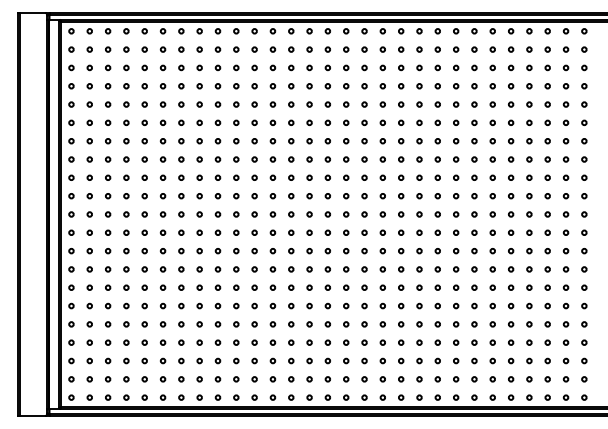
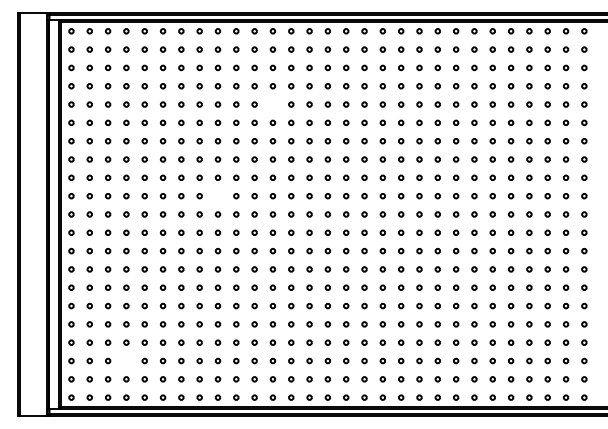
circle: present -> none (272, 104)
circle: present -> none (217, 196)
circle: present -> none (126, 360)
